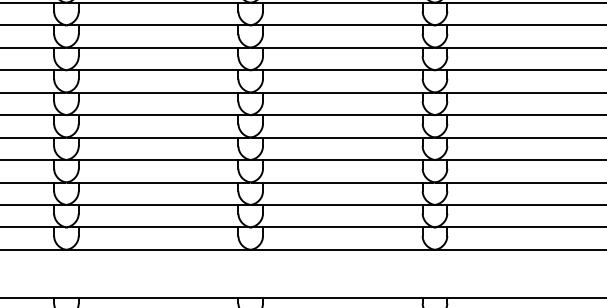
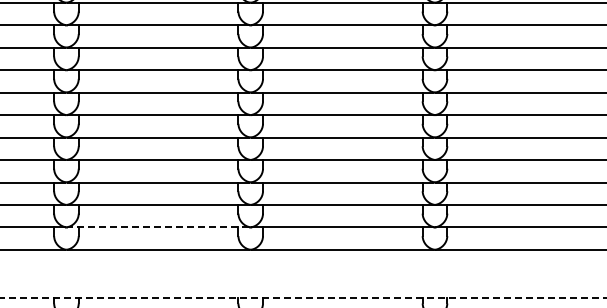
line: solid -> dashed (158, 227)
line: solid -> dashed (303, 297)
